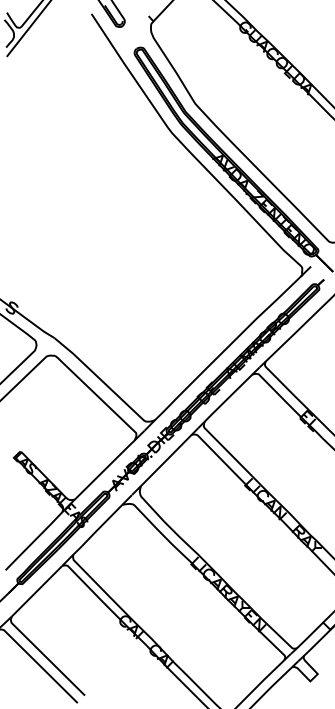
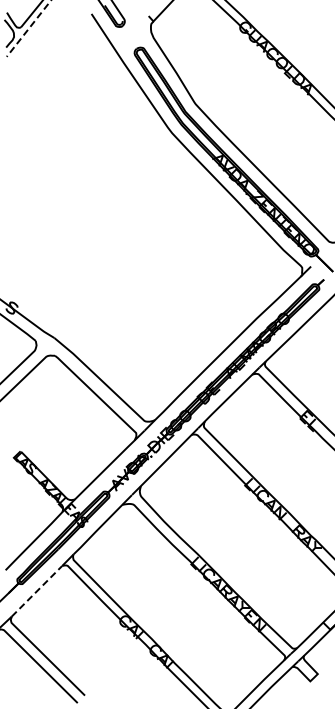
line: solid -> dashed (28, 28)
line: solid -> dashed (36, 591)
